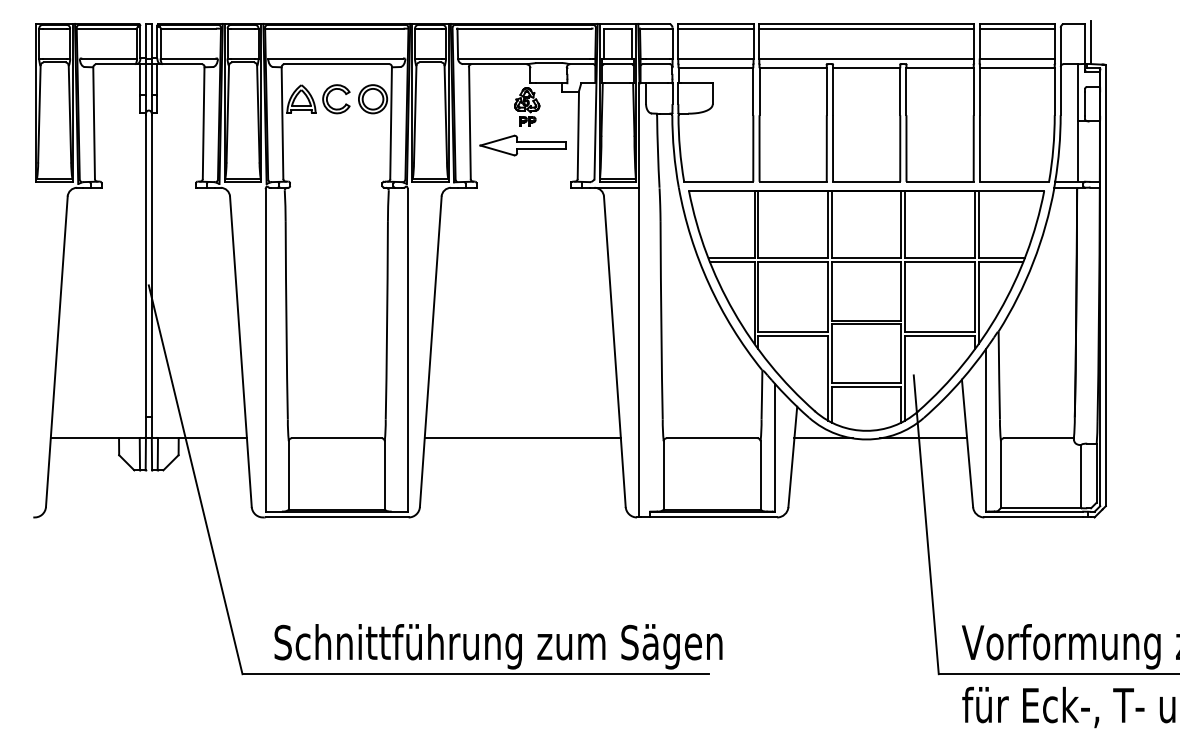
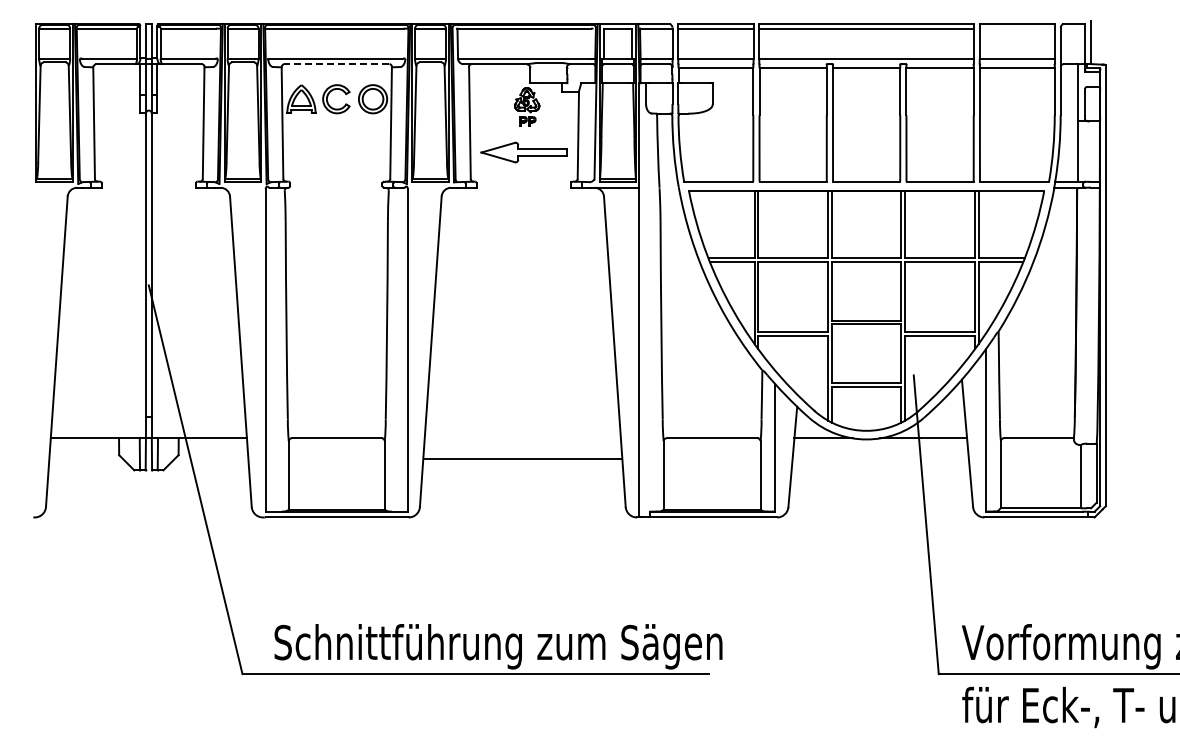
line: present -> none (1016, 28)
line: solid -> dashed (336, 64)
part position: (522, 145) -> (523, 152) (523, 152)
line position: (522, 438) -> (522, 459) (522, 459)
